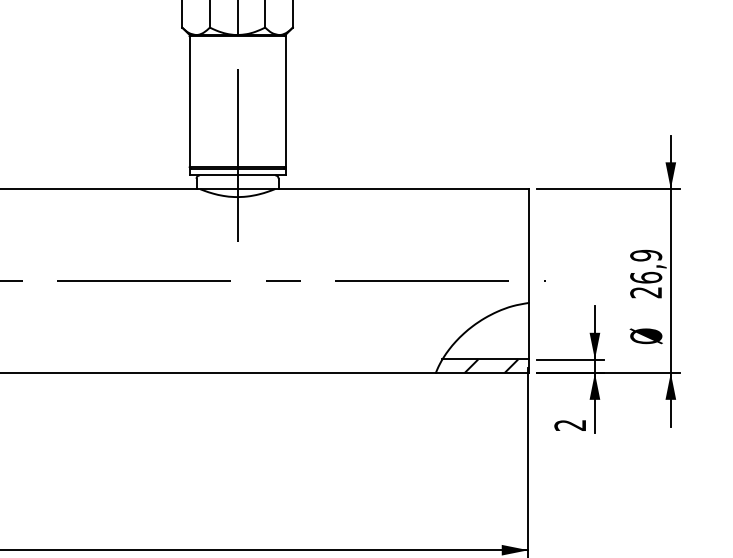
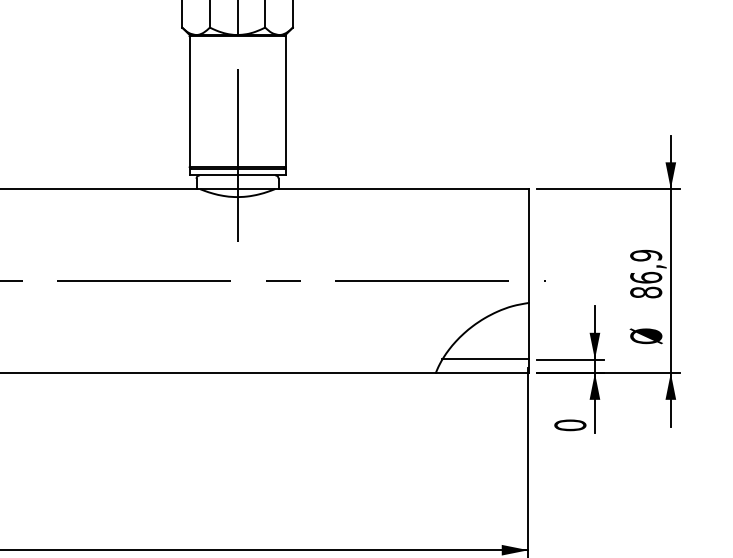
text: 26,9 -> 86,9 (646, 292)
hatch: present -> none (491, 366)
text: 2 -> 0 (570, 425)
